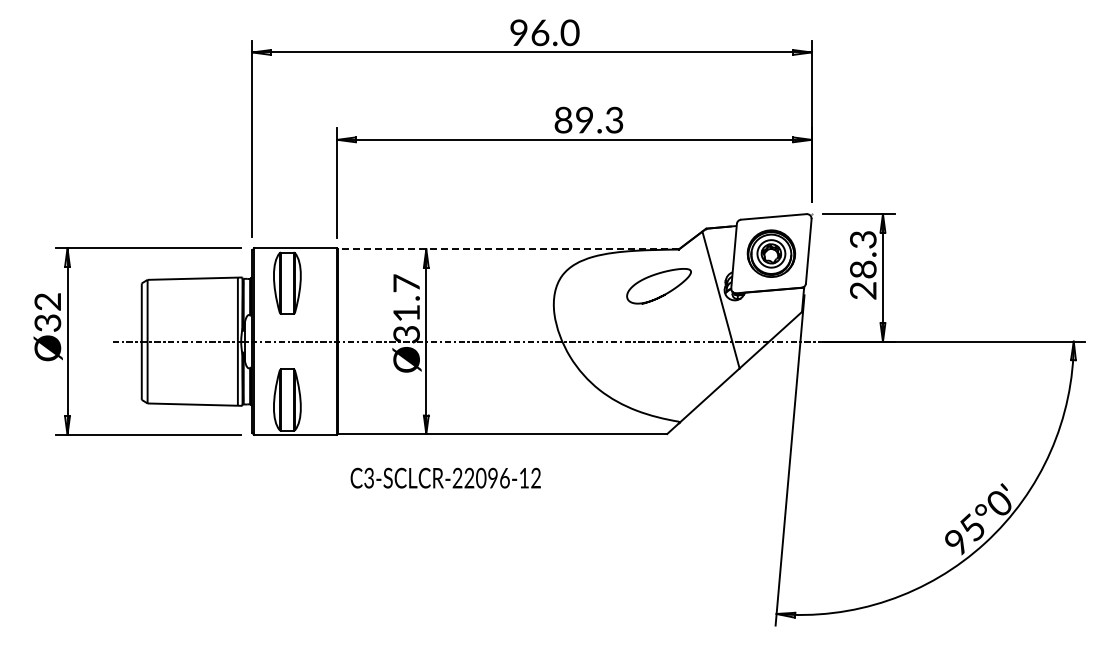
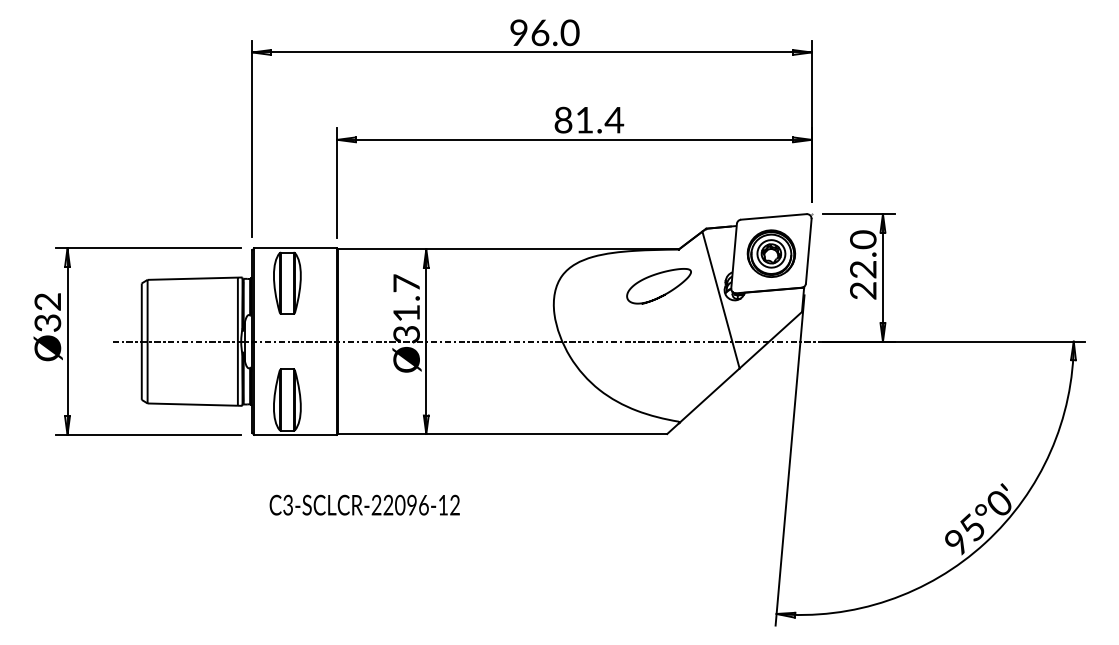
text: 89.3 -> 81.4 (600, 119)
line: dashed -> solid (508, 249)
text: 28.3 -> 22.0 (863, 254)
text position: (445, 477) -> (364, 504) (364, 504)
